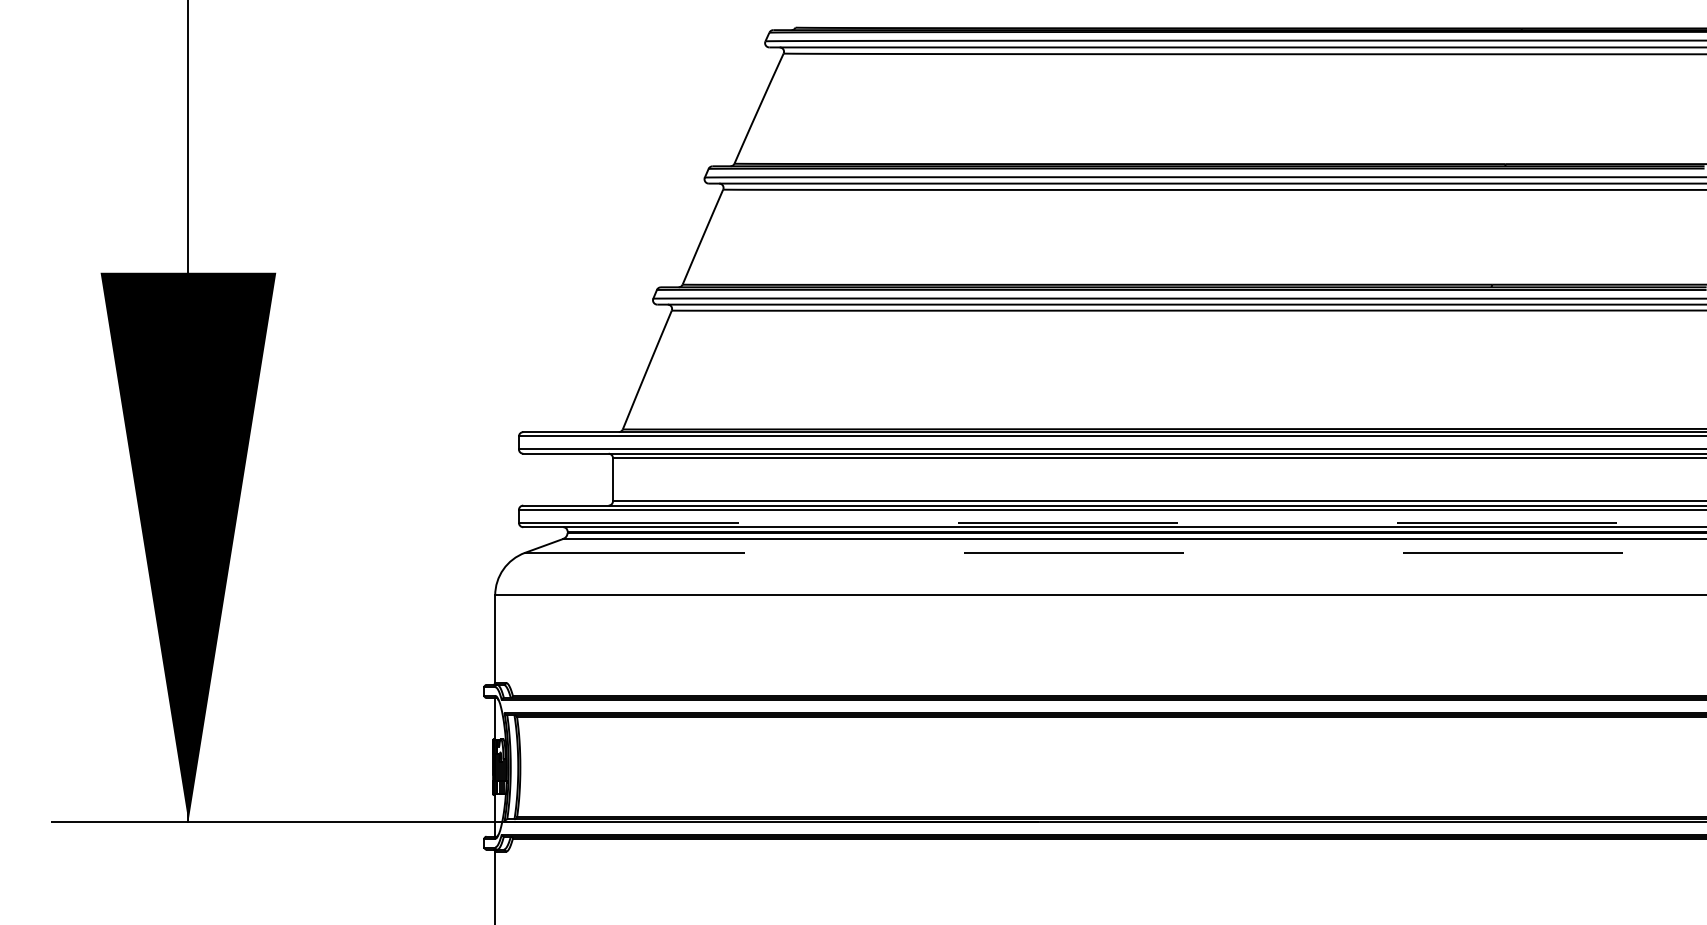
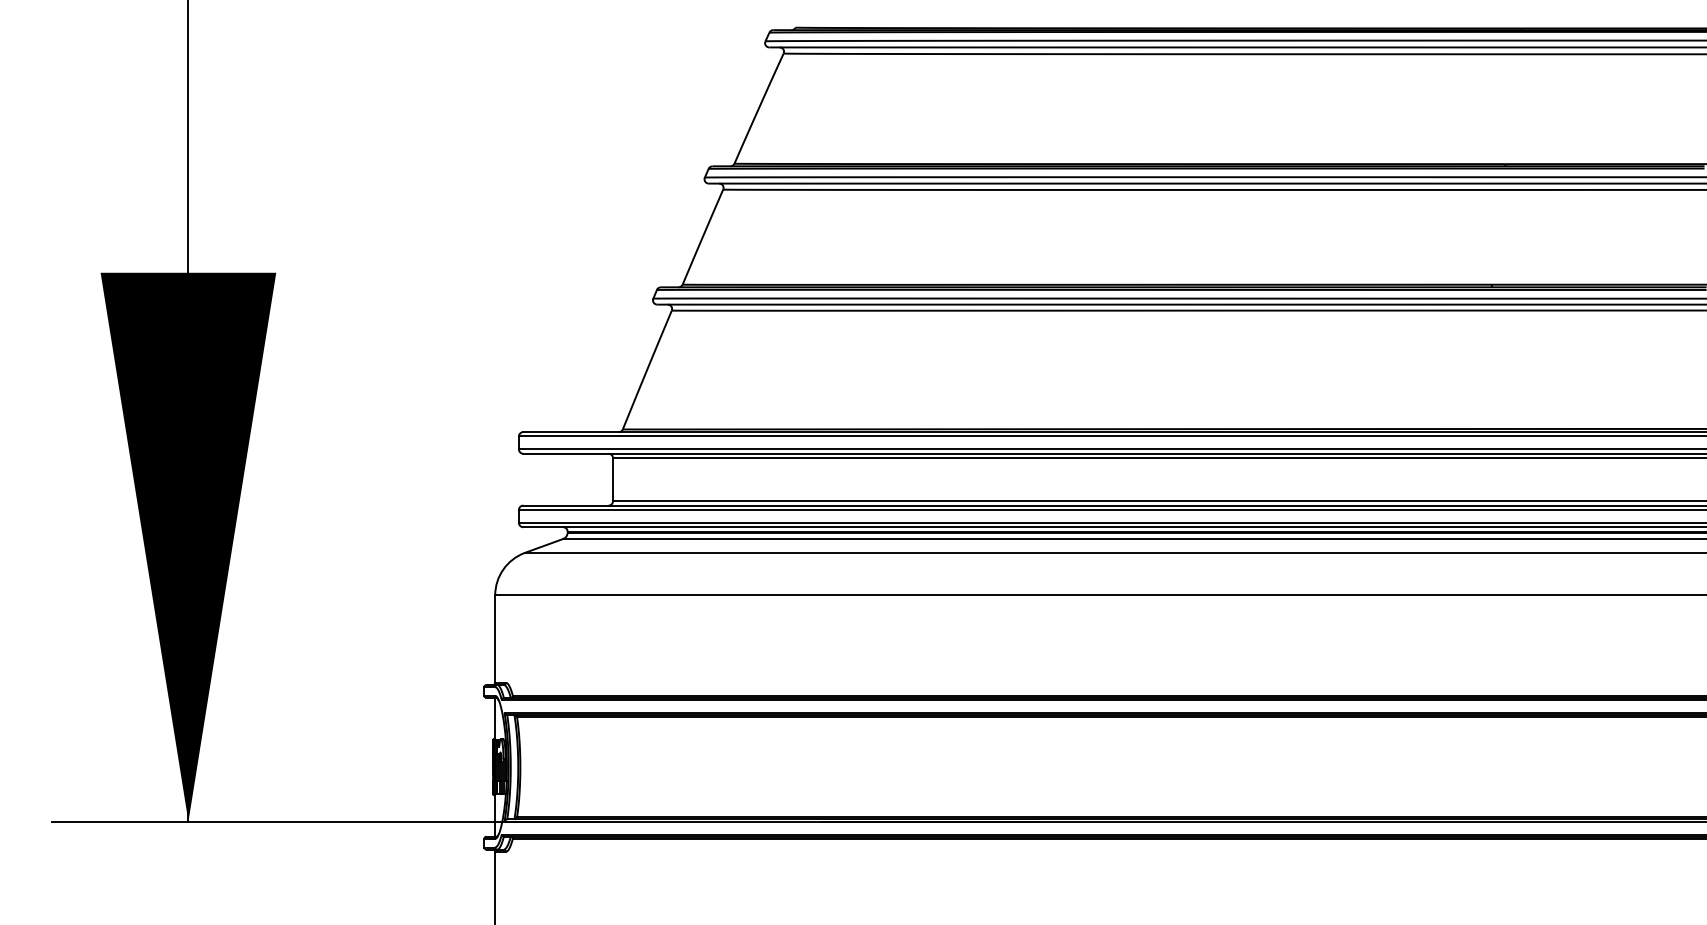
line: dashed -> solid (1112, 522)
line: dashed -> solid (1115, 552)
